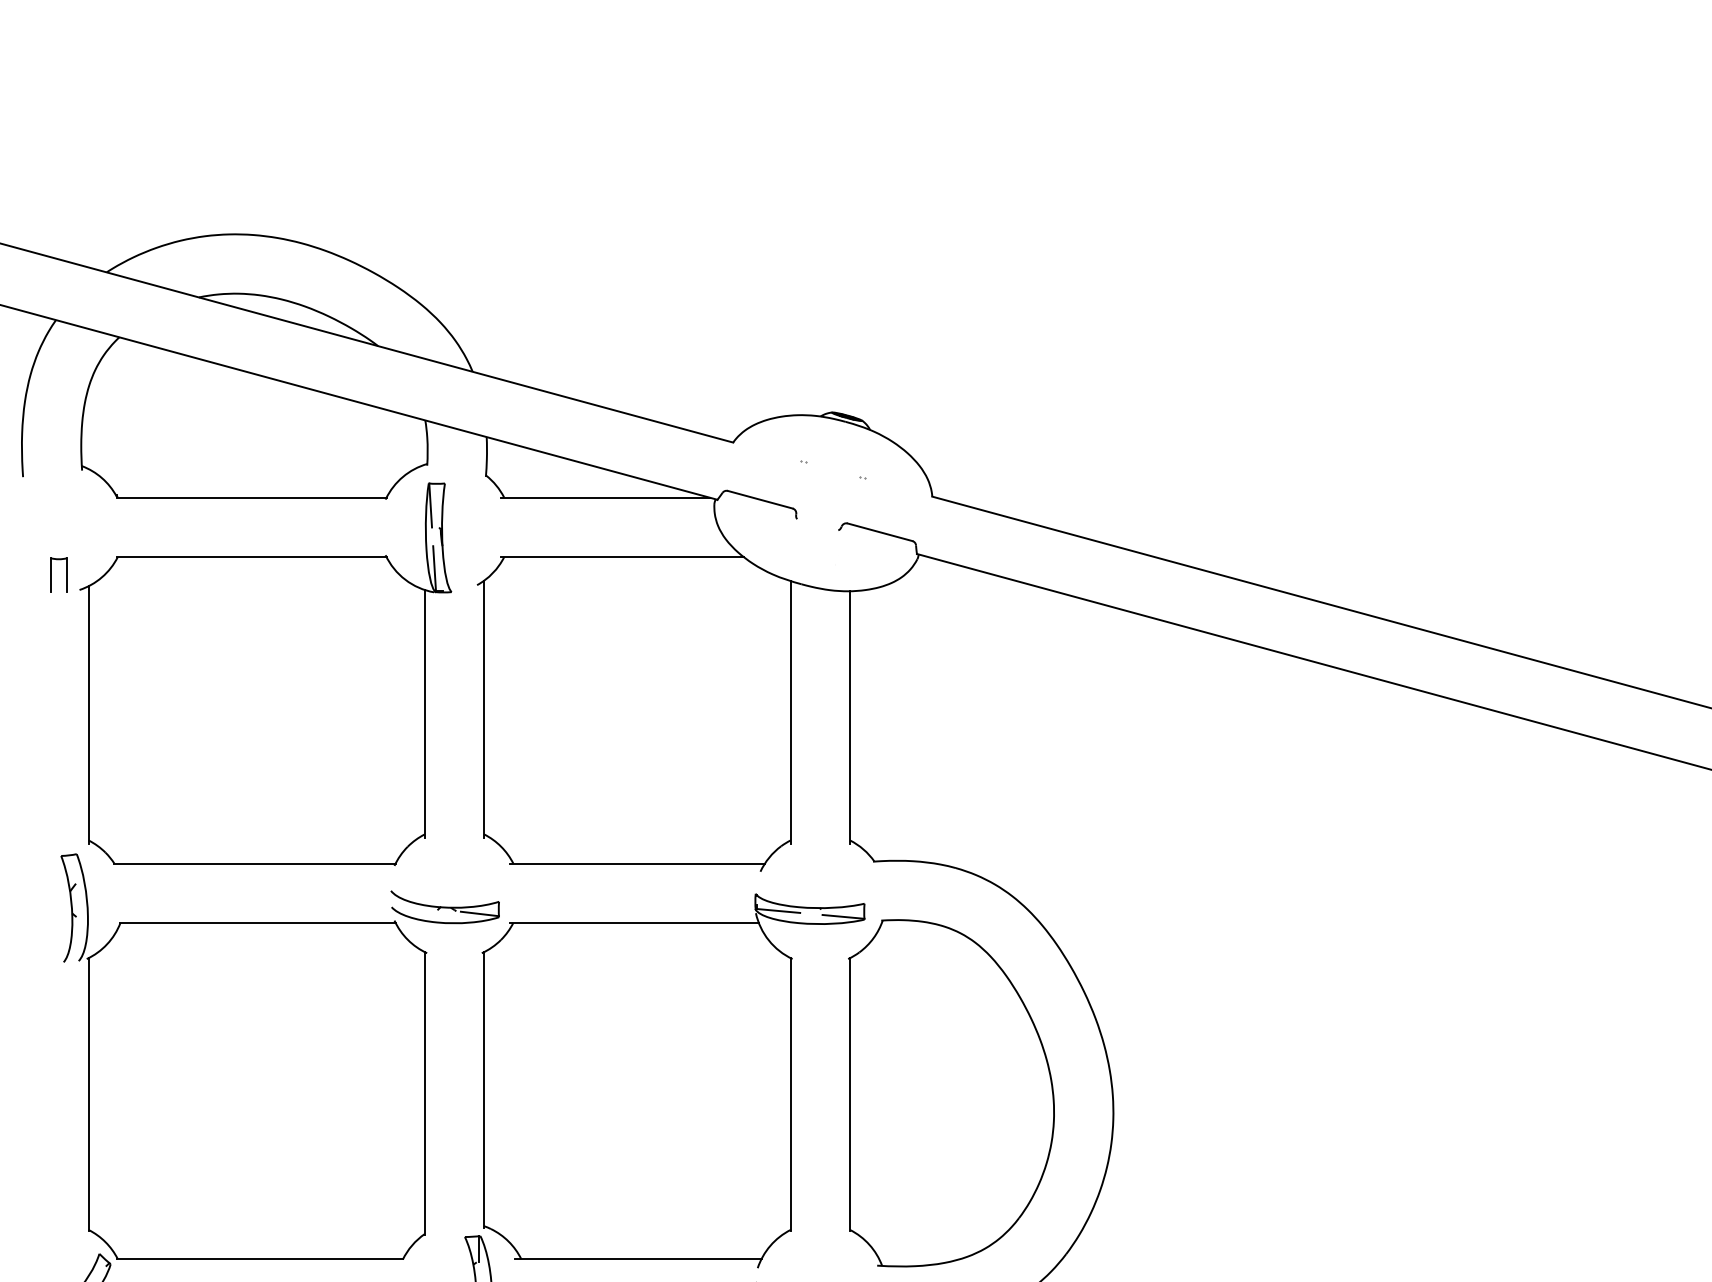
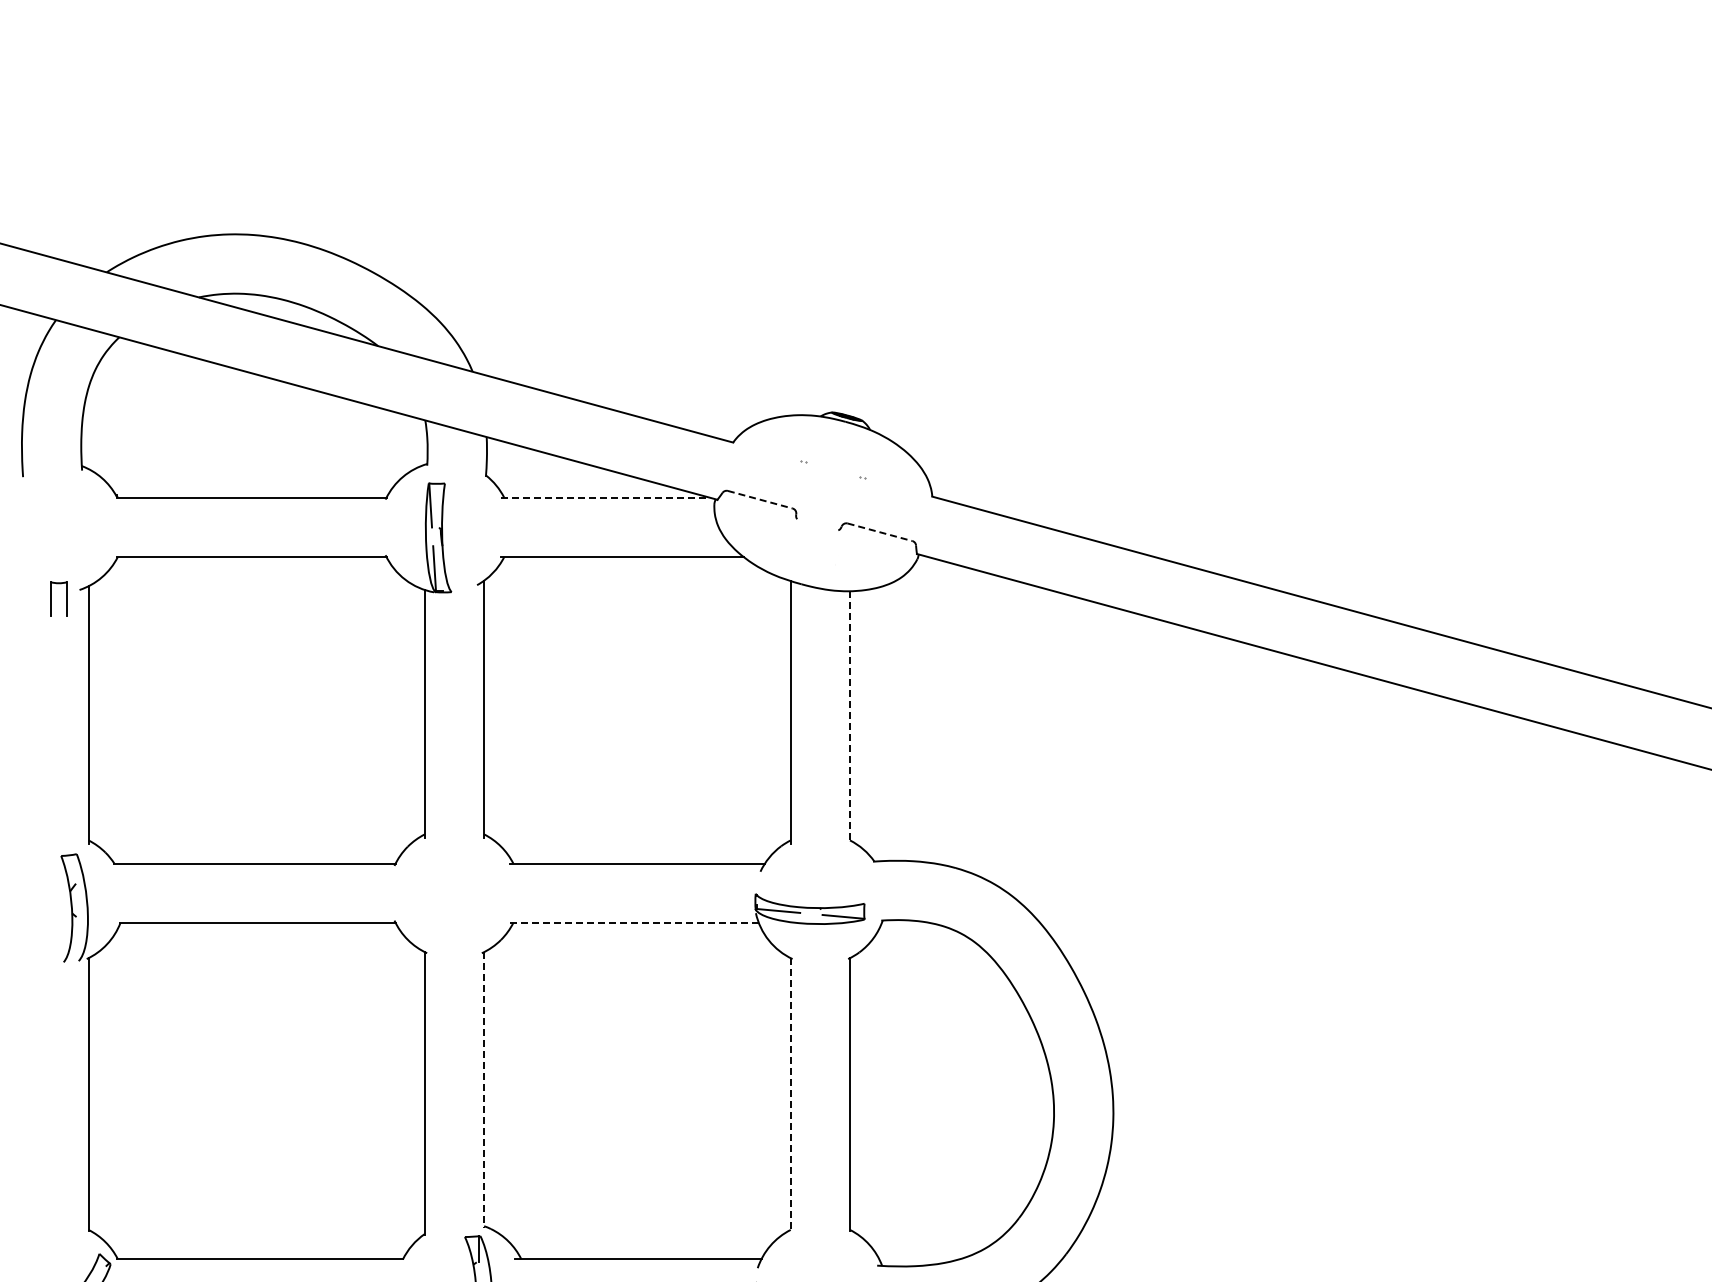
line: solid -> dashed (605, 497)
line: solid -> dashed (760, 499)
line: solid -> dashed (880, 532)
part position: (51, 574) -> (51, 598) (51, 598)
line: solid -> dashed (850, 718)
part: present -> none (444, 907)
line: solid -> dashed (634, 922)
line: solid -> dashed (484, 1089)
line: solid -> dashed (790, 1095)
